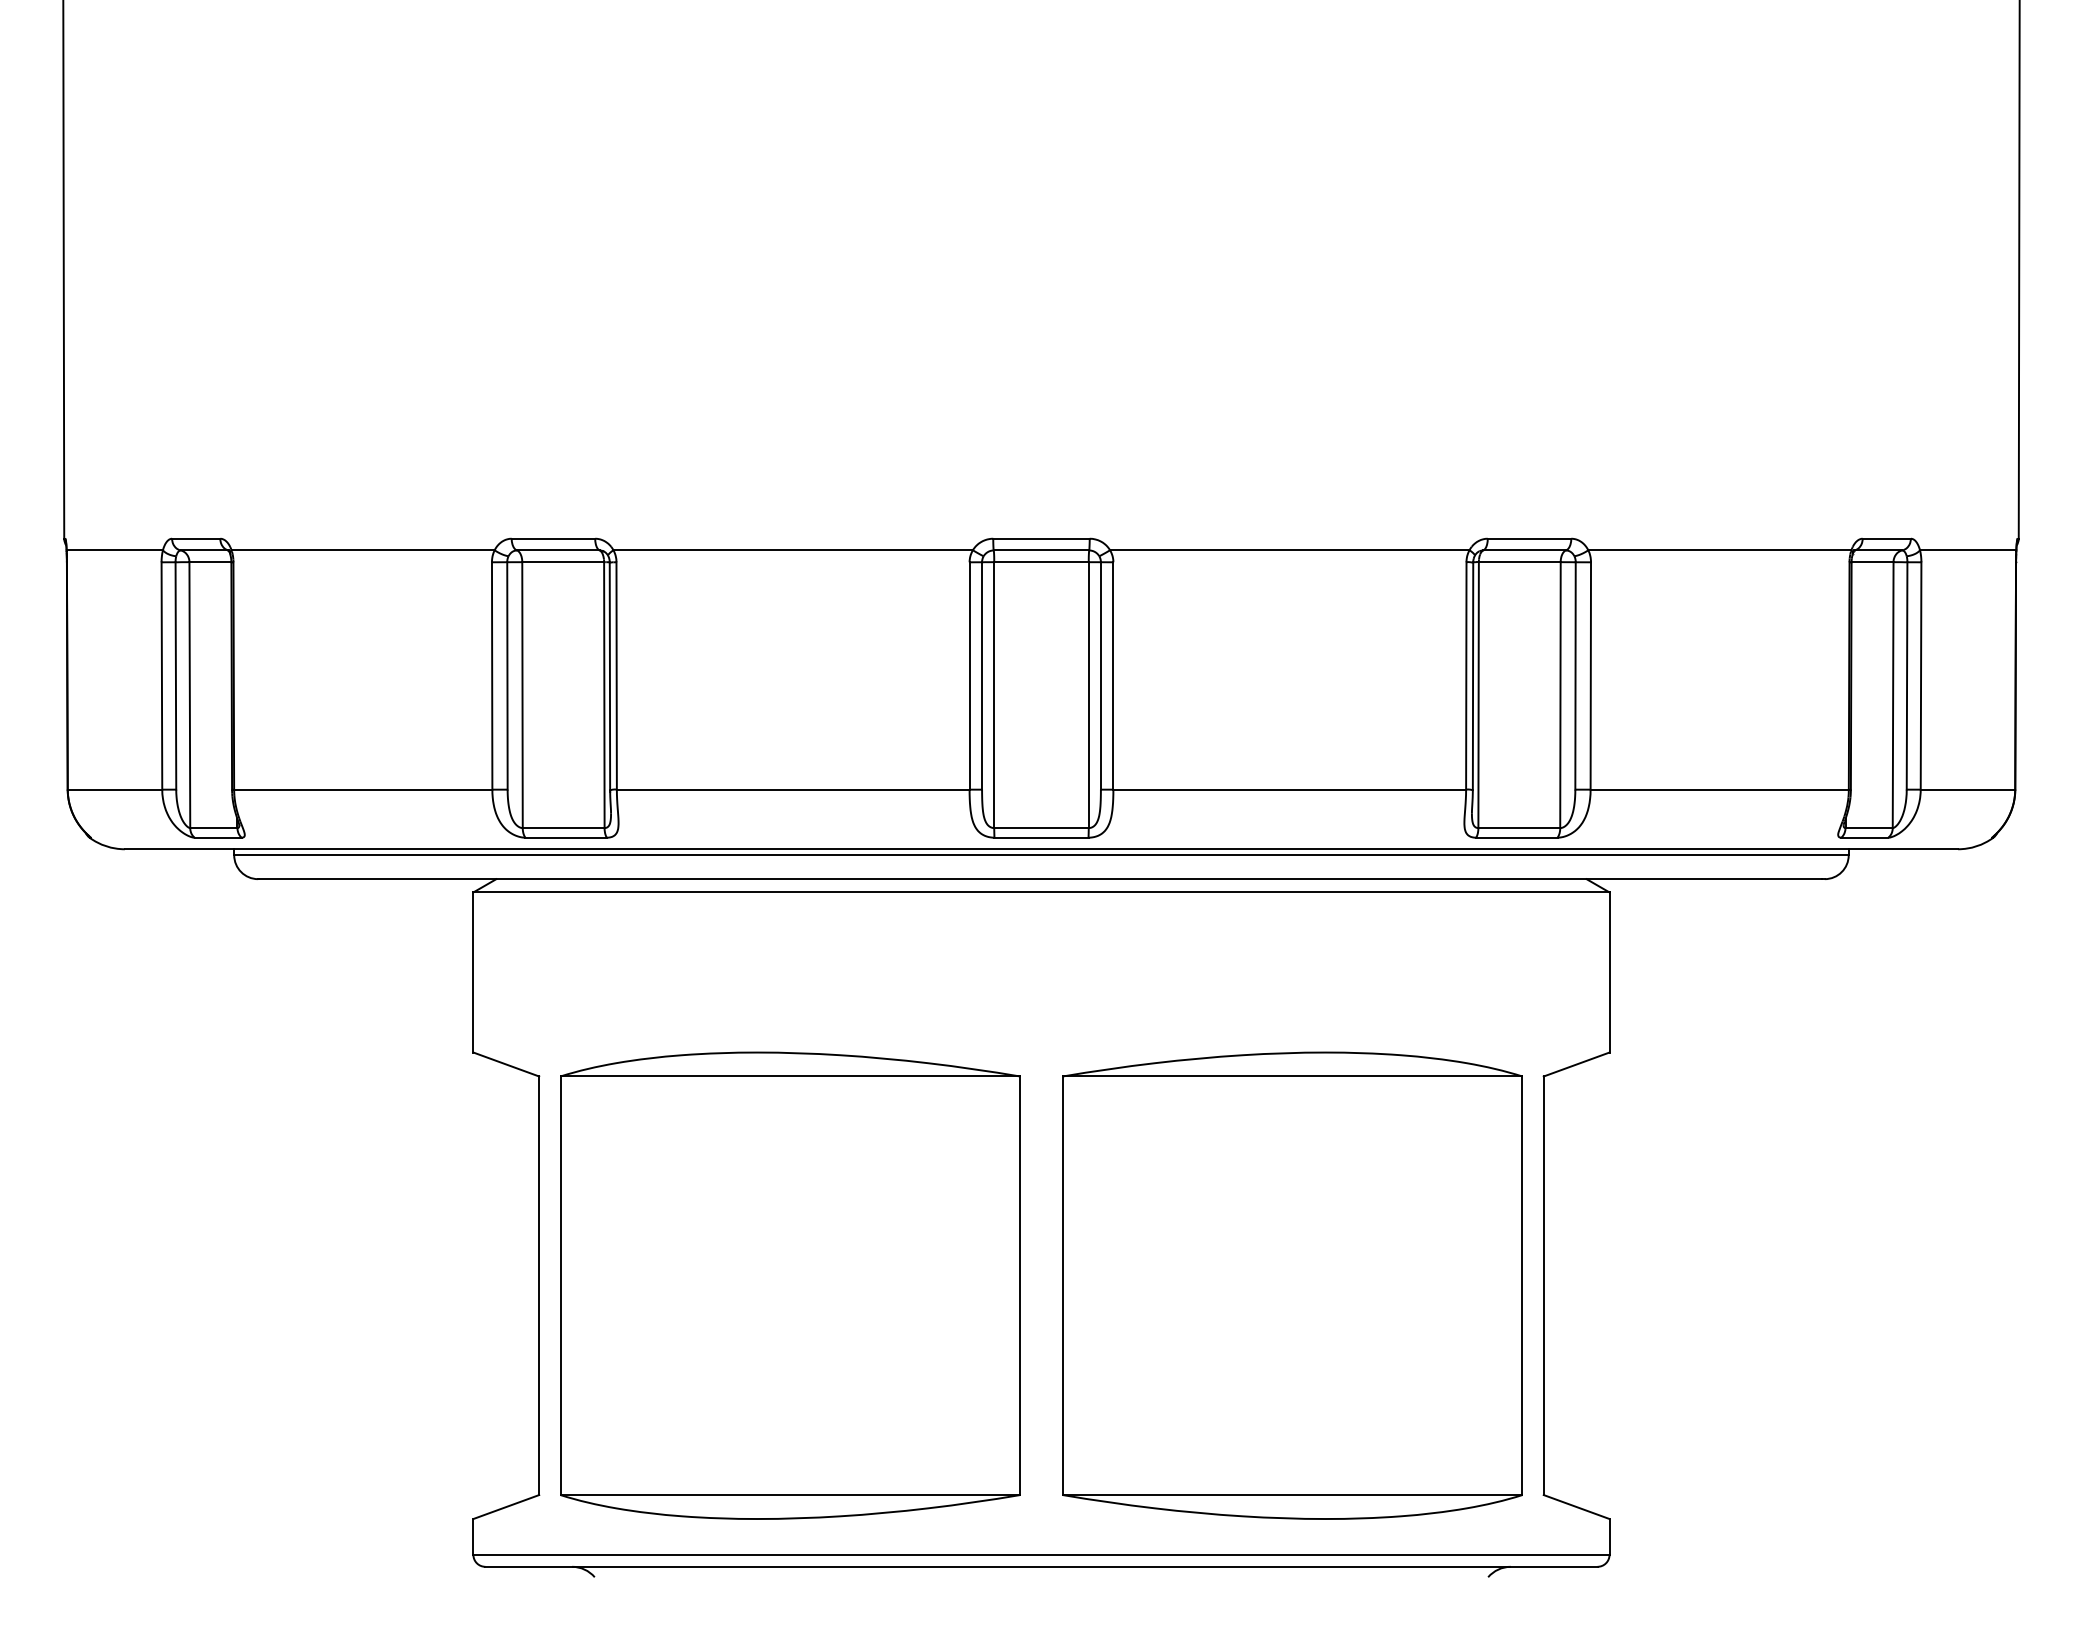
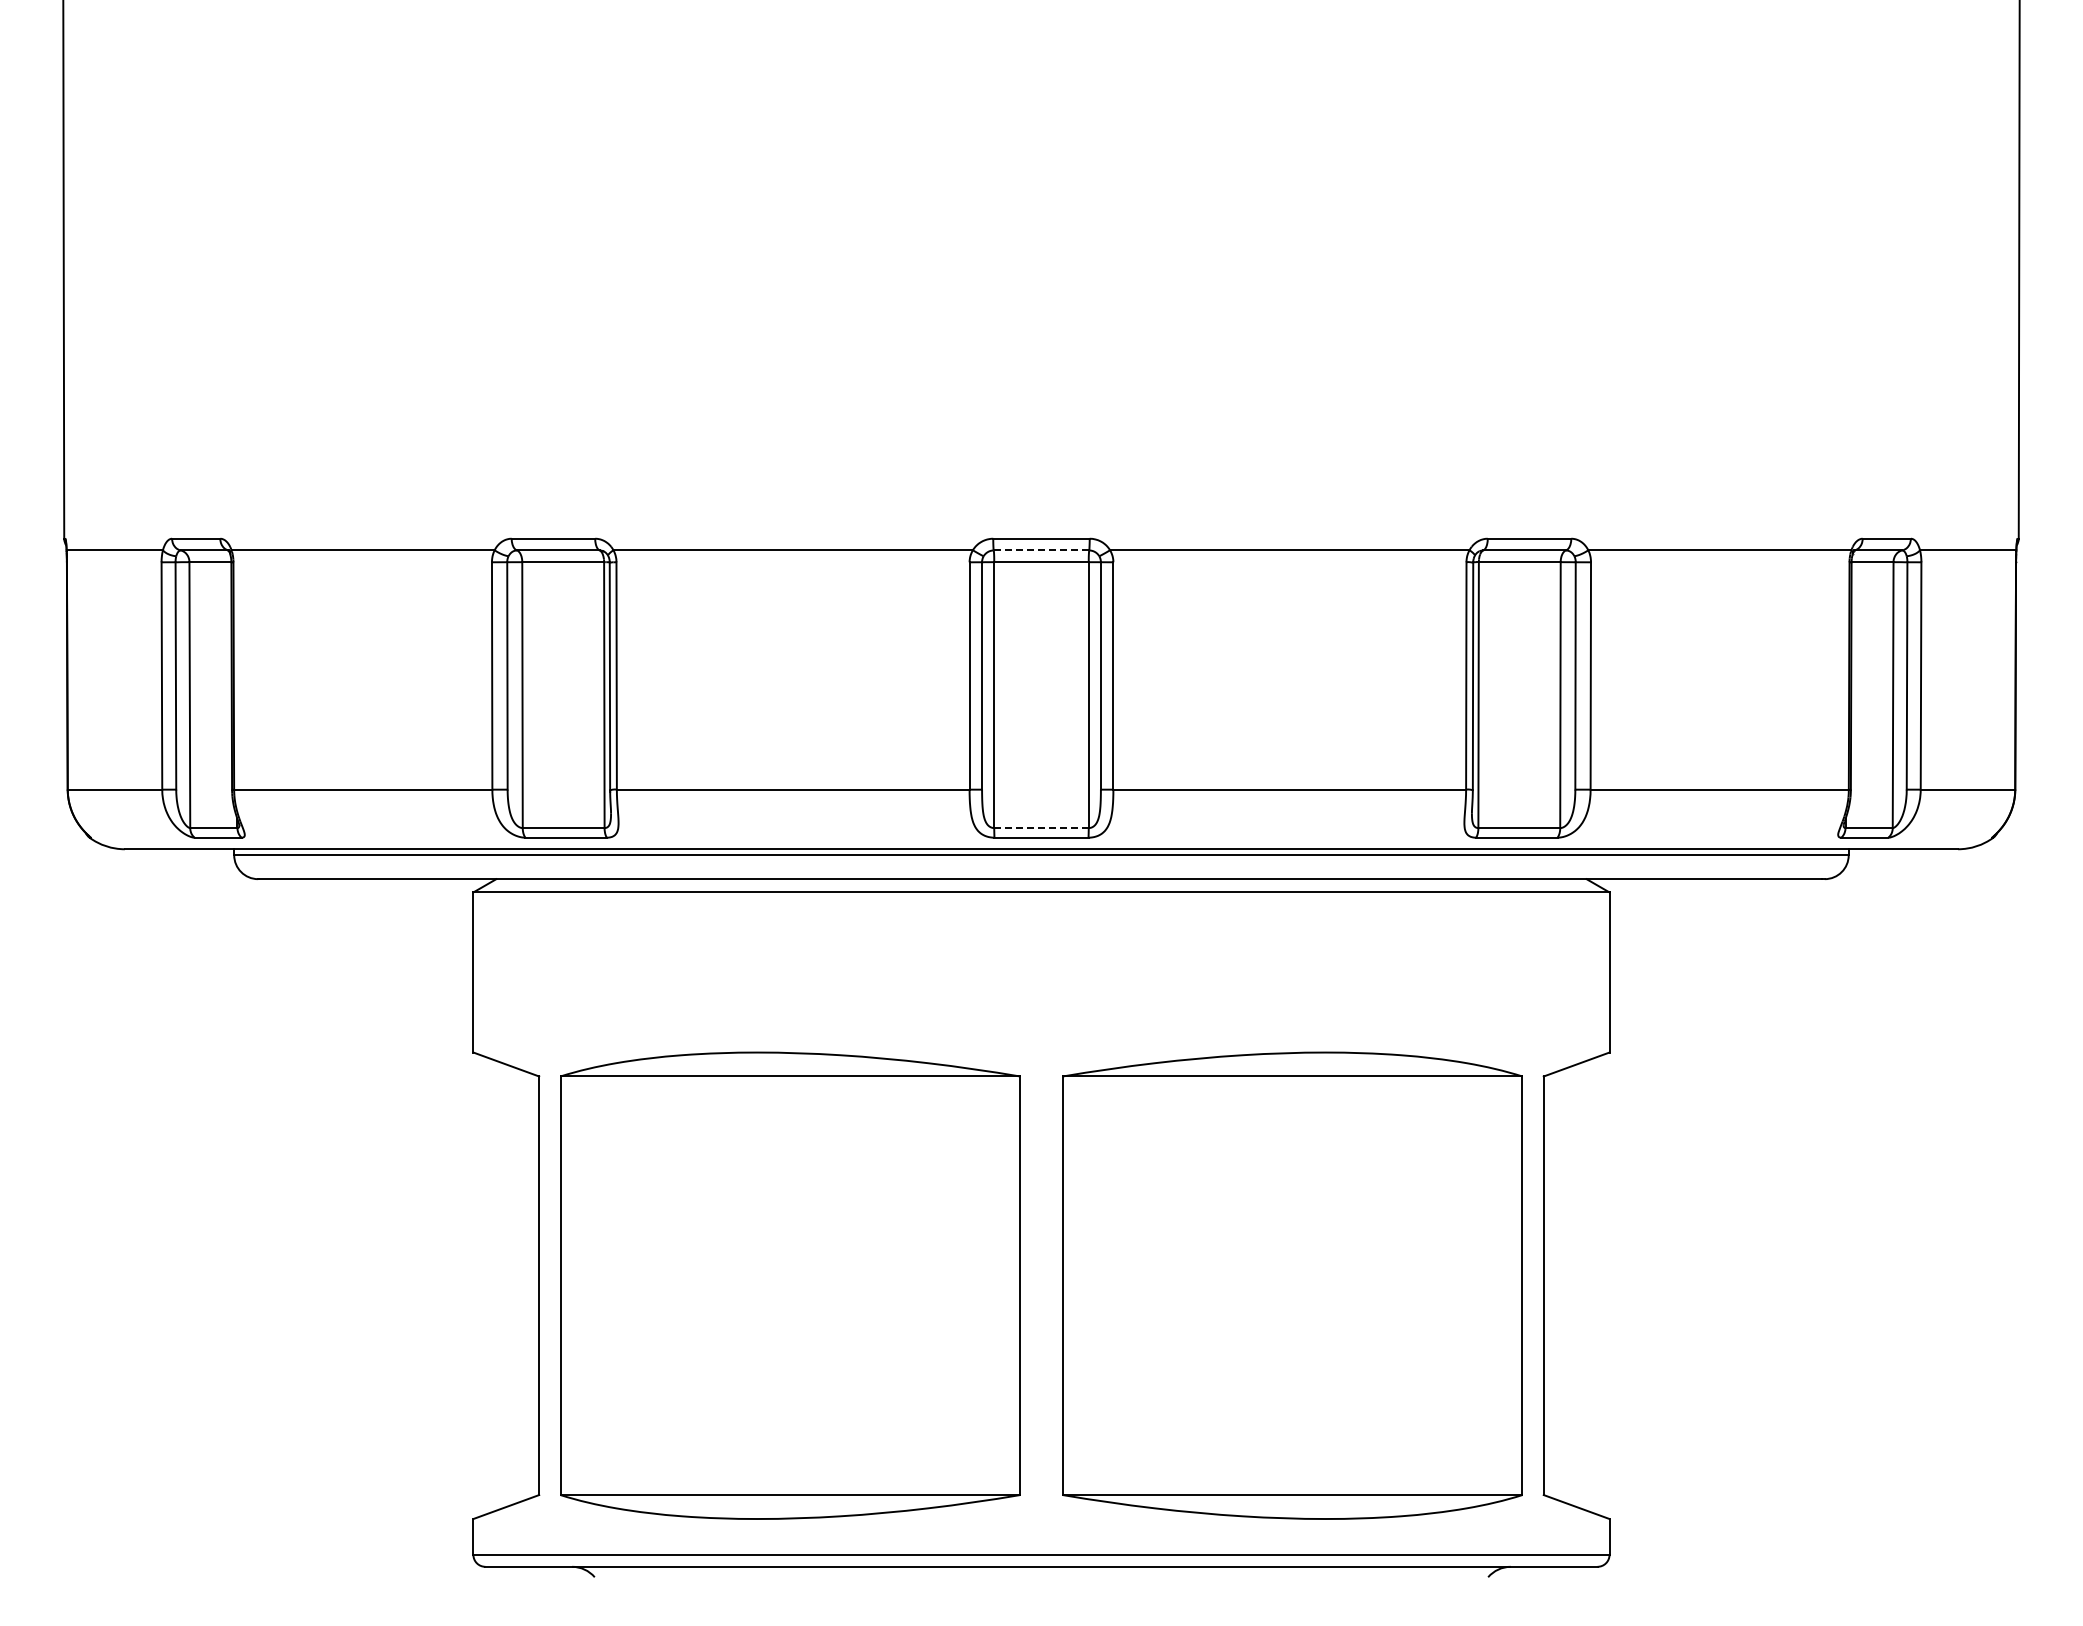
line: solid -> dashed (1041, 550)
line: solid -> dashed (1041, 828)
